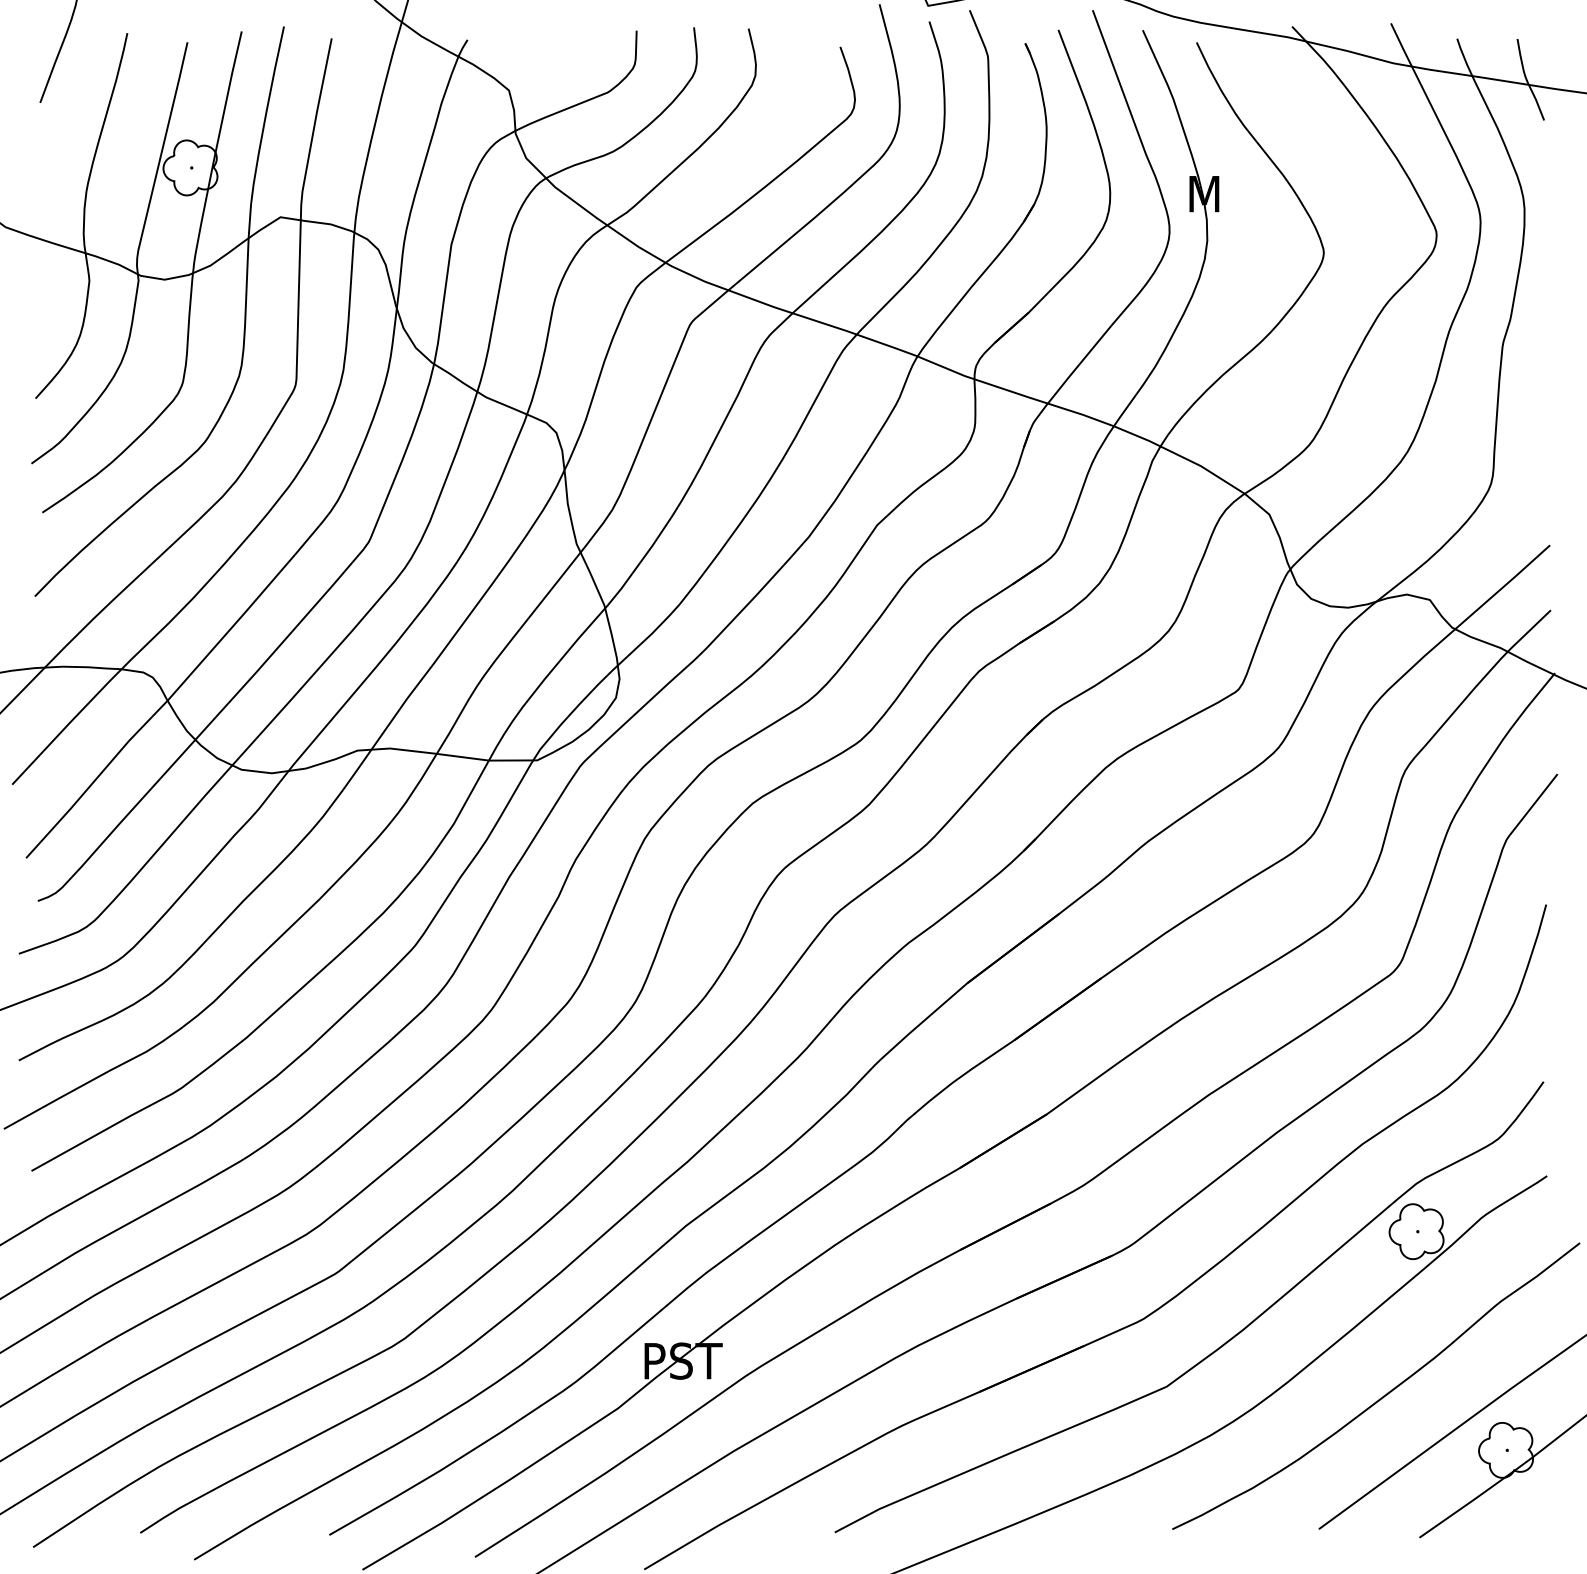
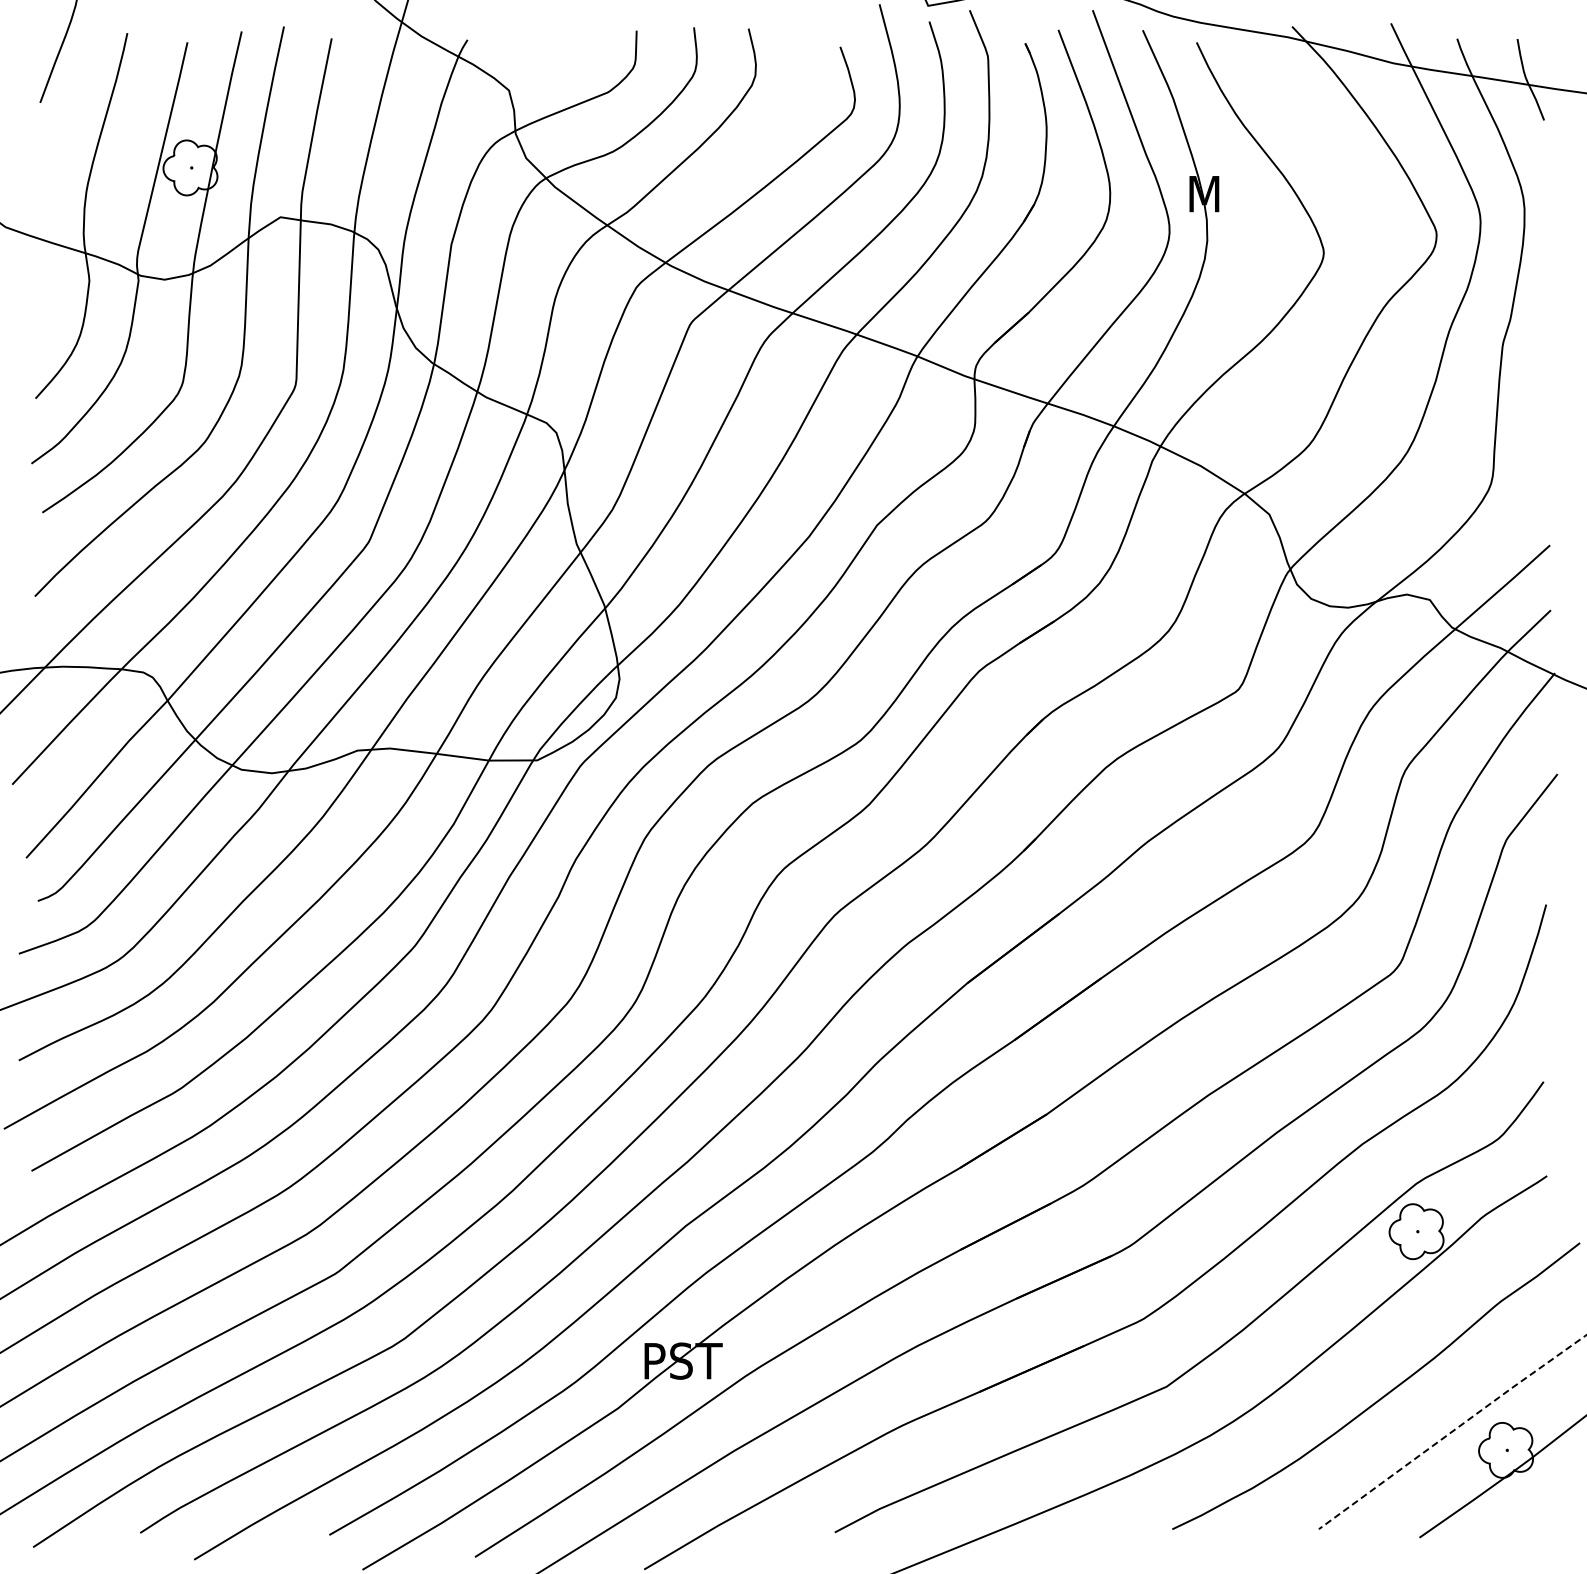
line: solid -> dashed (1452, 1431)
